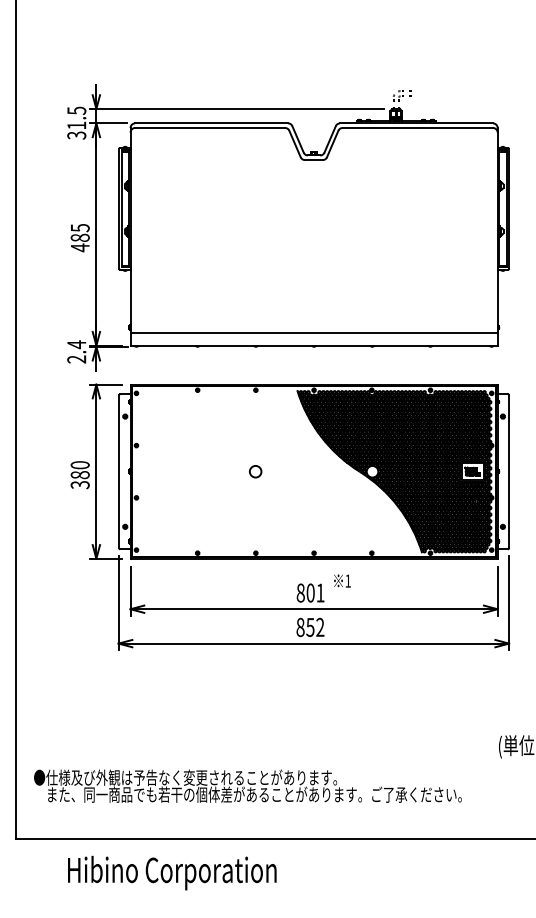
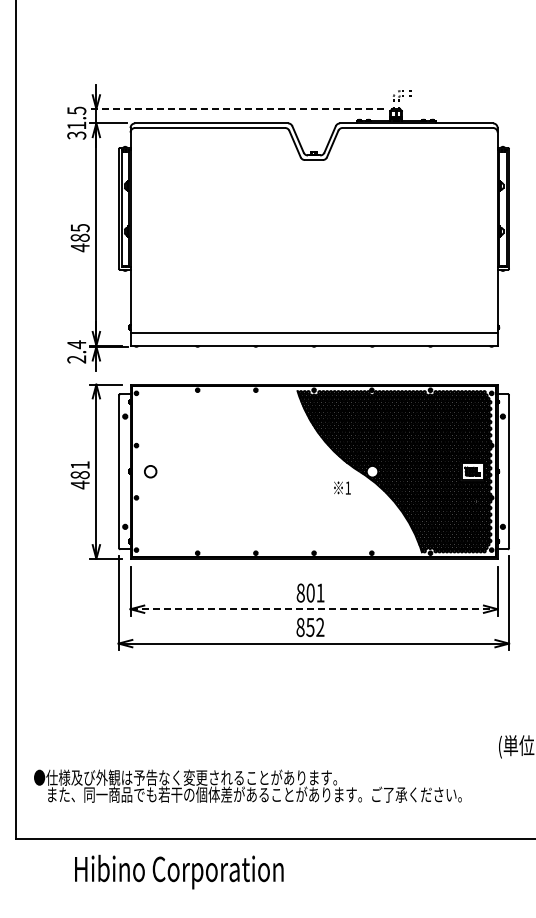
line: solid -> dashed (236, 108)
circle position: (255, 471) -> (150, 471) (150, 471)
text: 380 -> 481 (79, 475)
text position: (342, 580) -> (342, 487) (342, 487)
line: solid -> dashed (314, 609)
text position: (172, 872) -> (179, 871) (179, 871)
